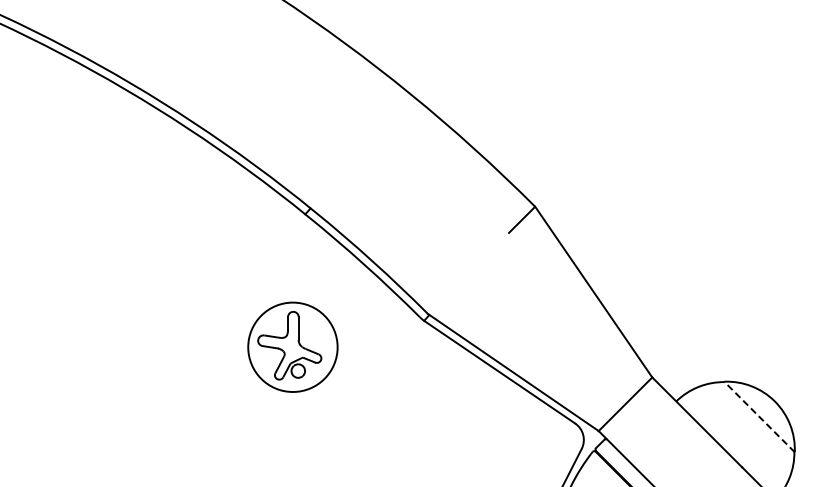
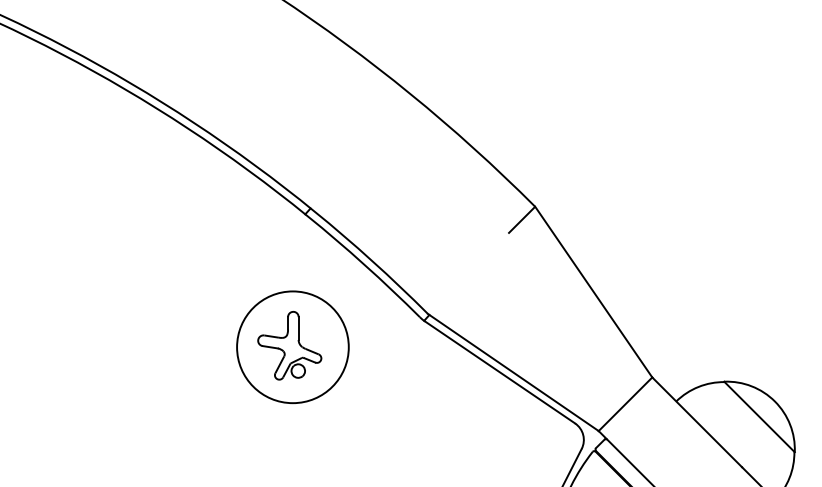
circle diameter: 89 px -> 112 px (292, 347)
line: dashed -> solid (759, 416)
